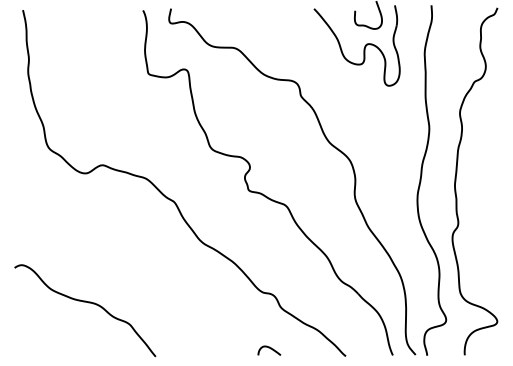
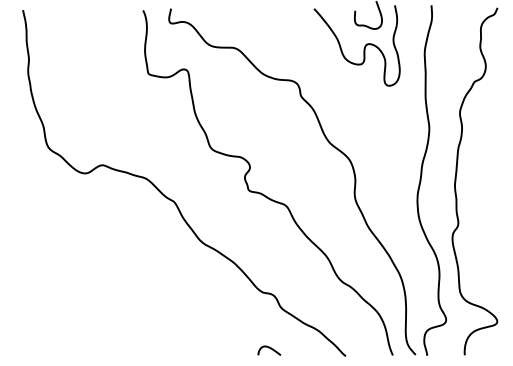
curve: present -> none (88, 303)
